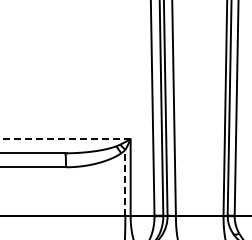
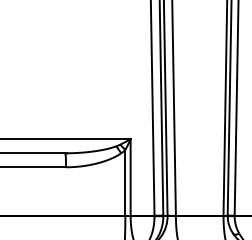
line: dashed -> solid (65, 139)
line: dashed -> solid (125, 182)
